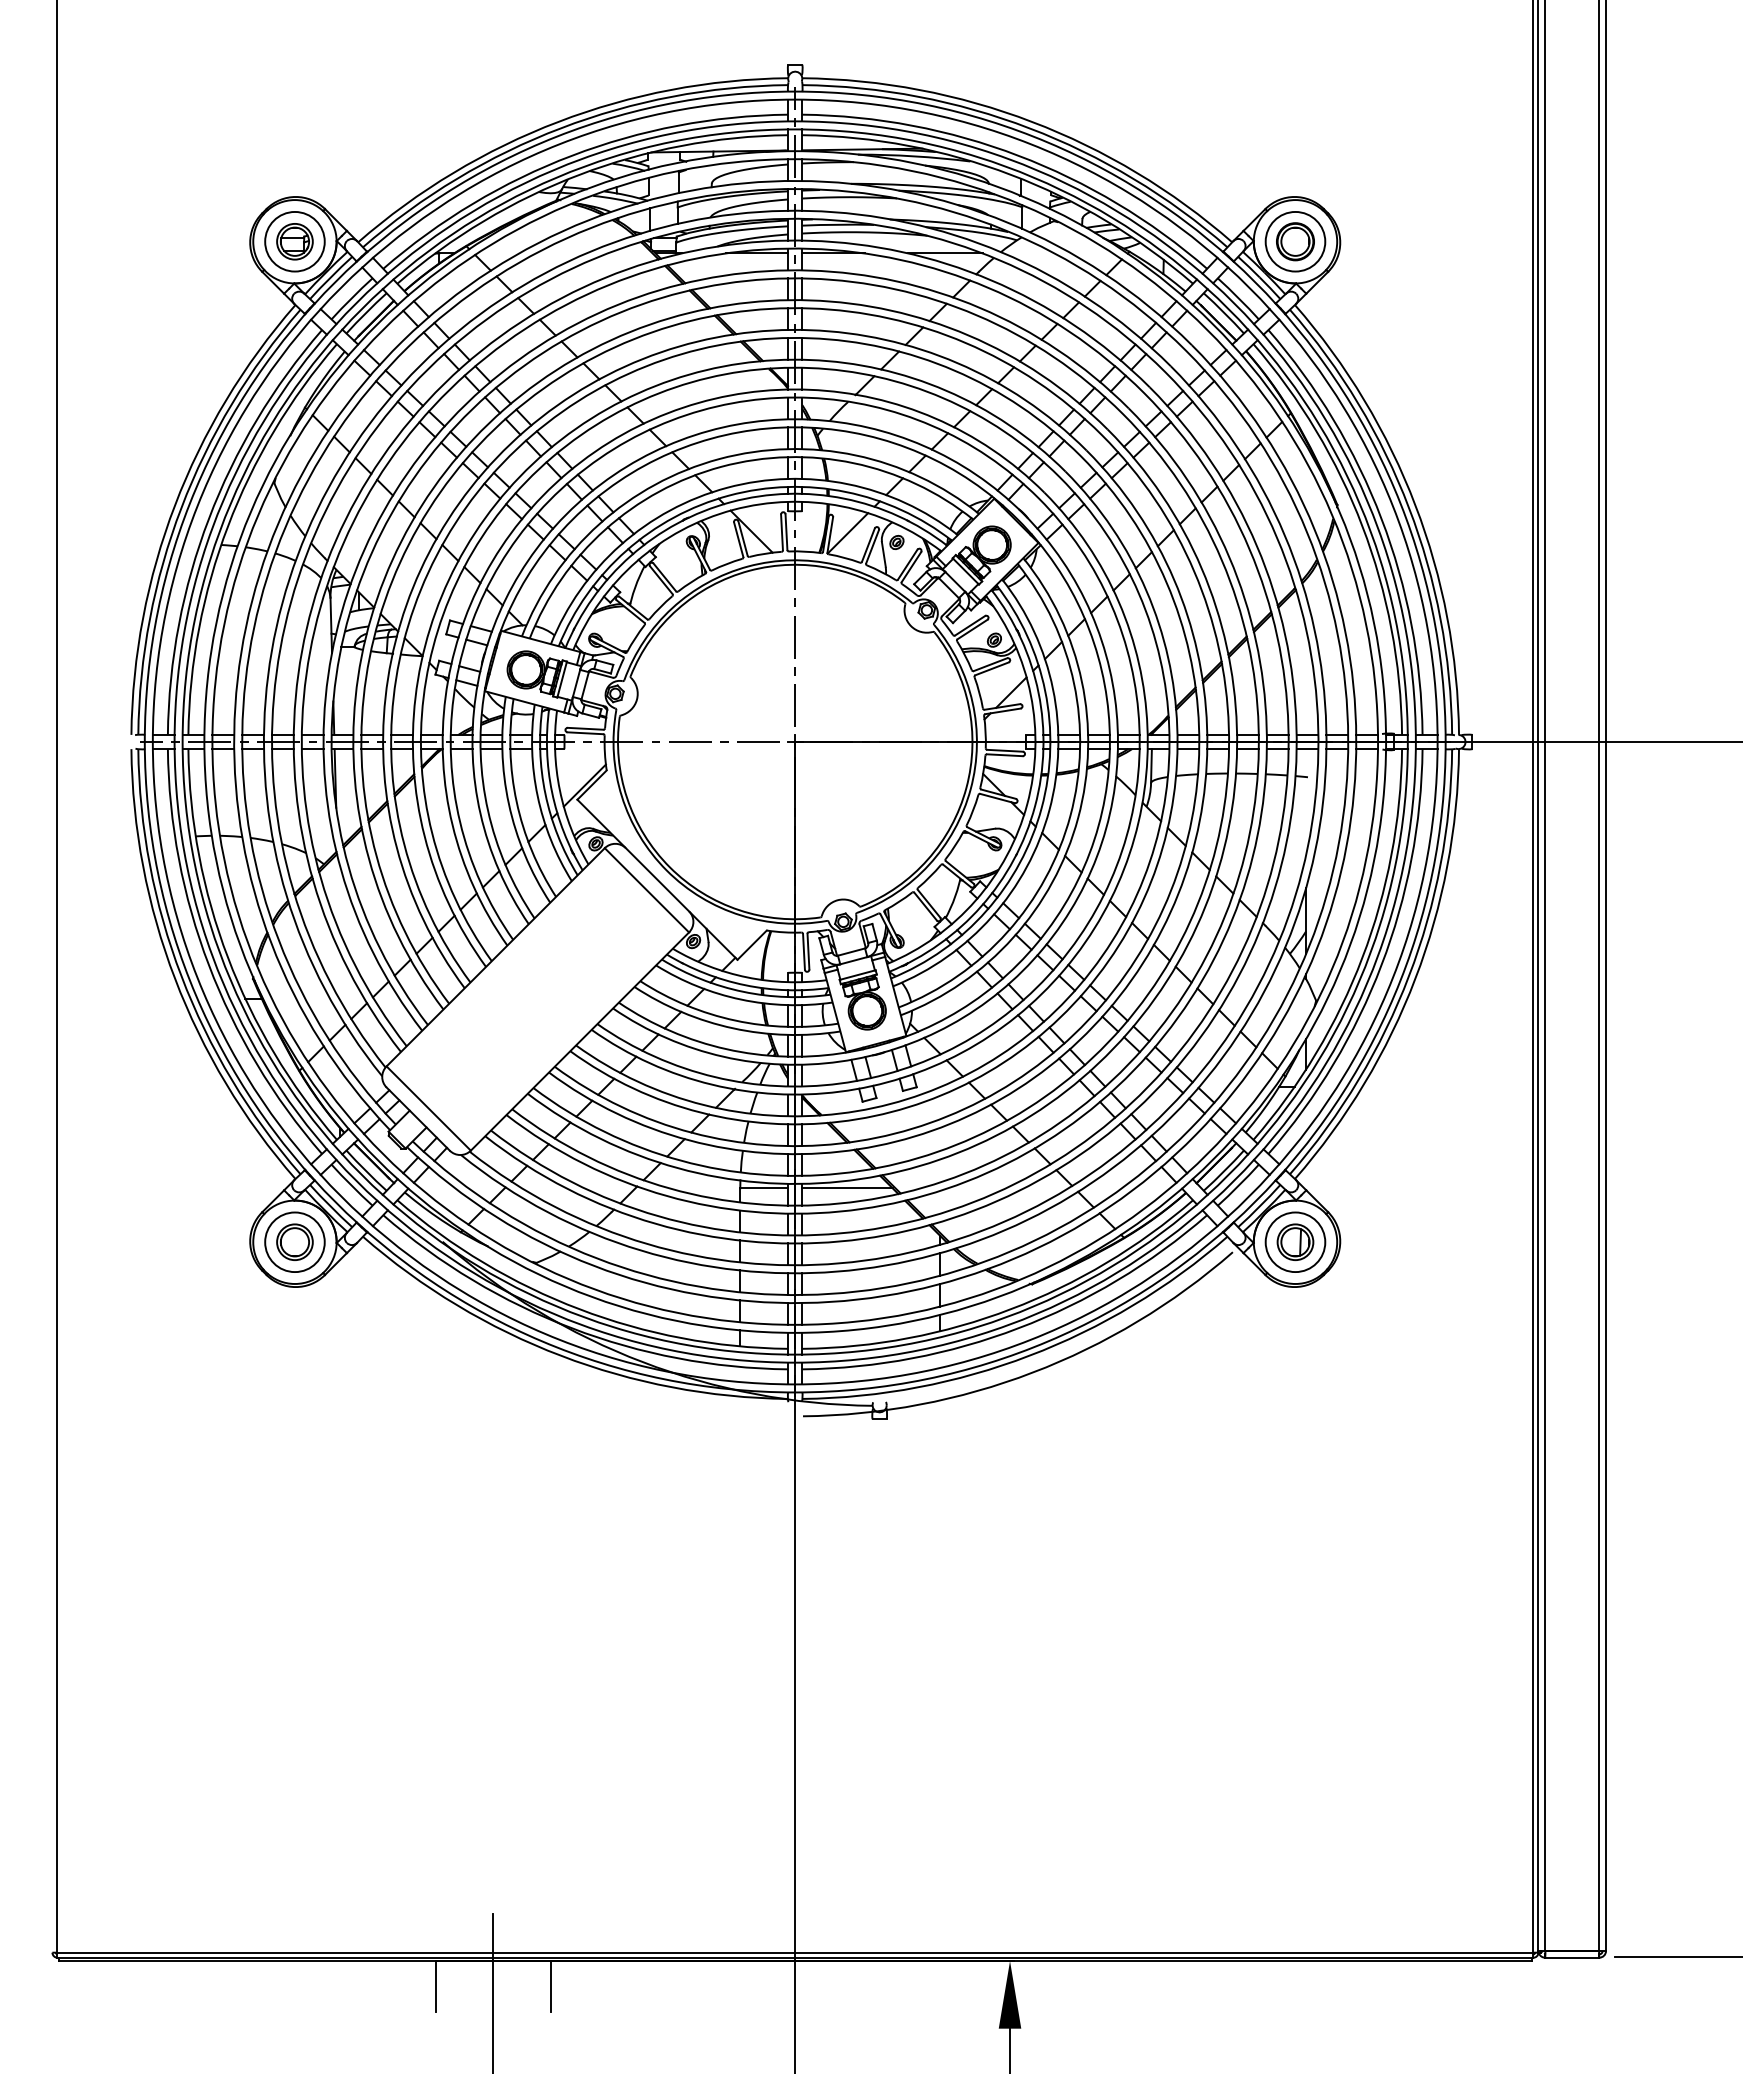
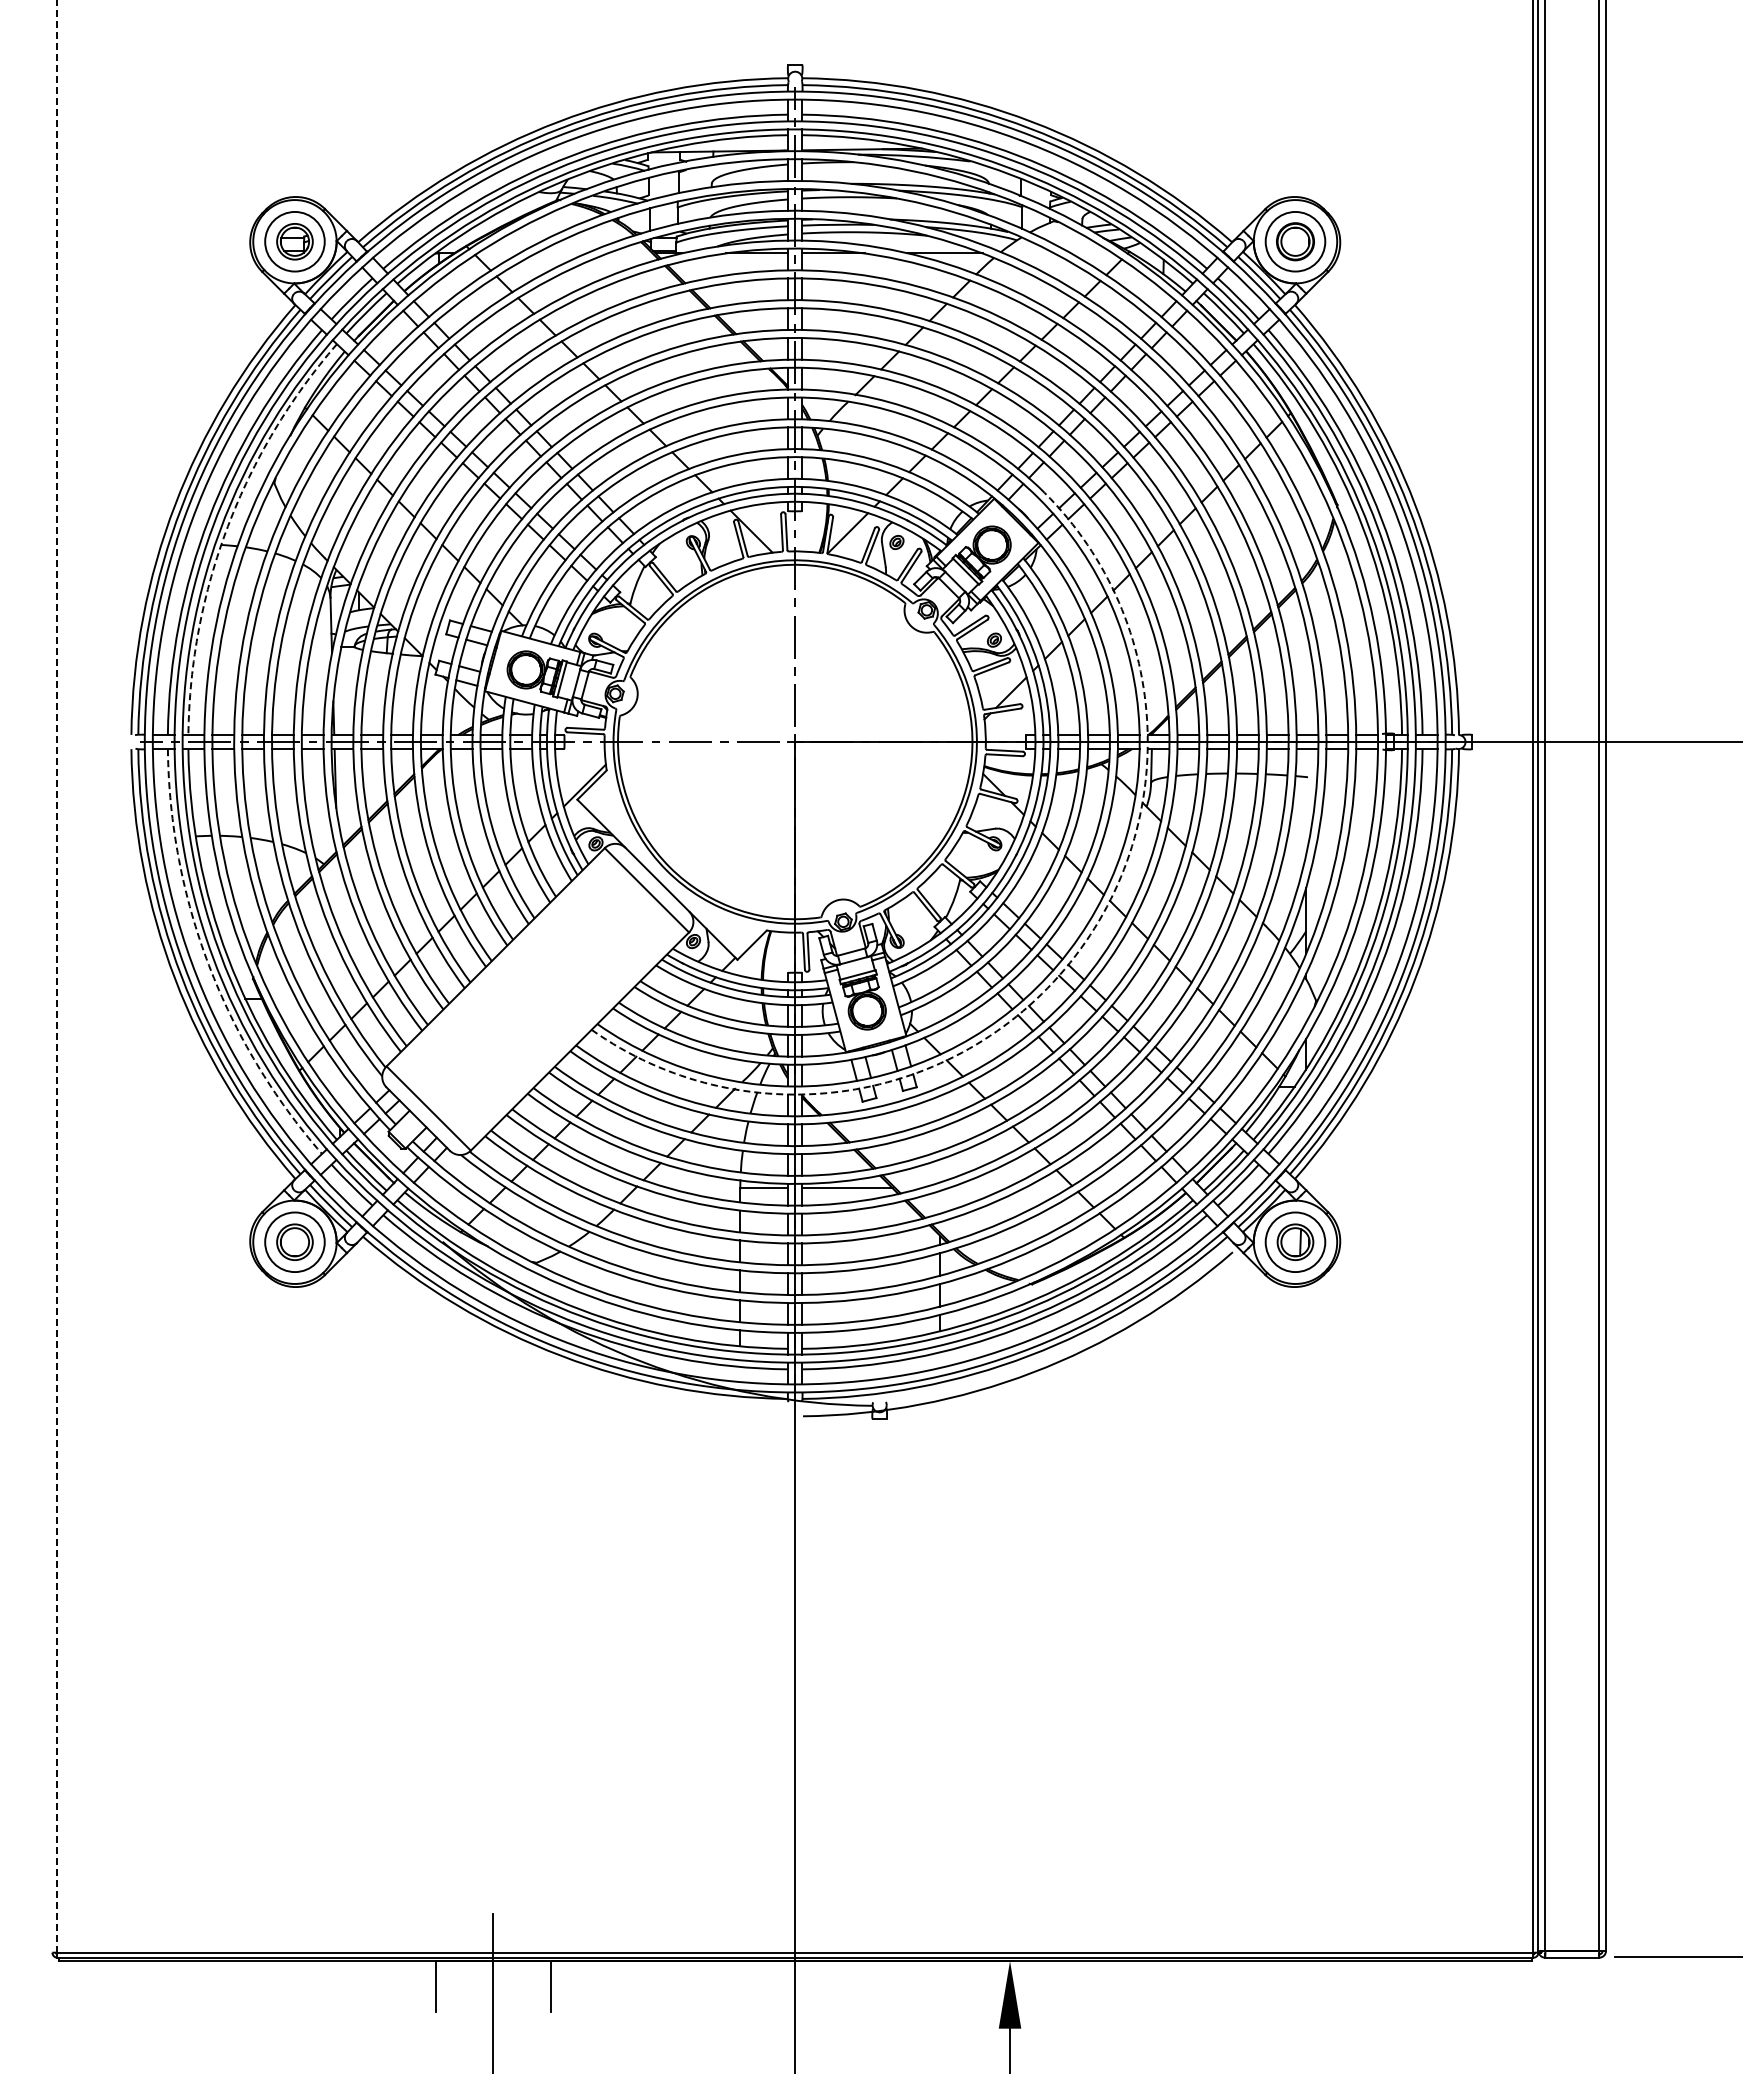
arc: solid -> dashed (227, 526)
arc: solid -> dashed (208, 965)
arc: solid -> dashed (1064, 969)
line: solid -> dashed (57, 976)
